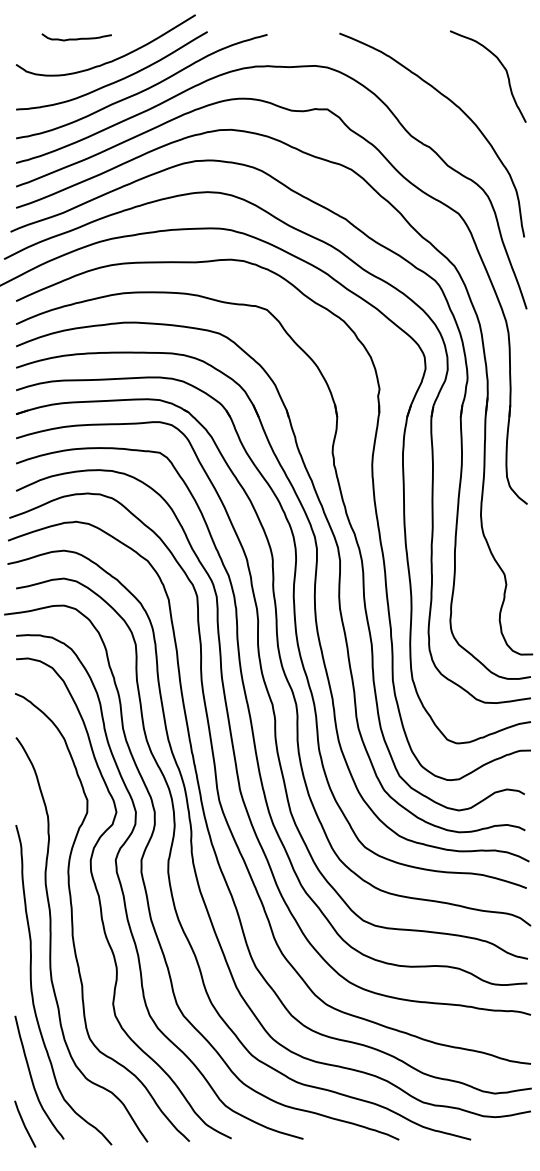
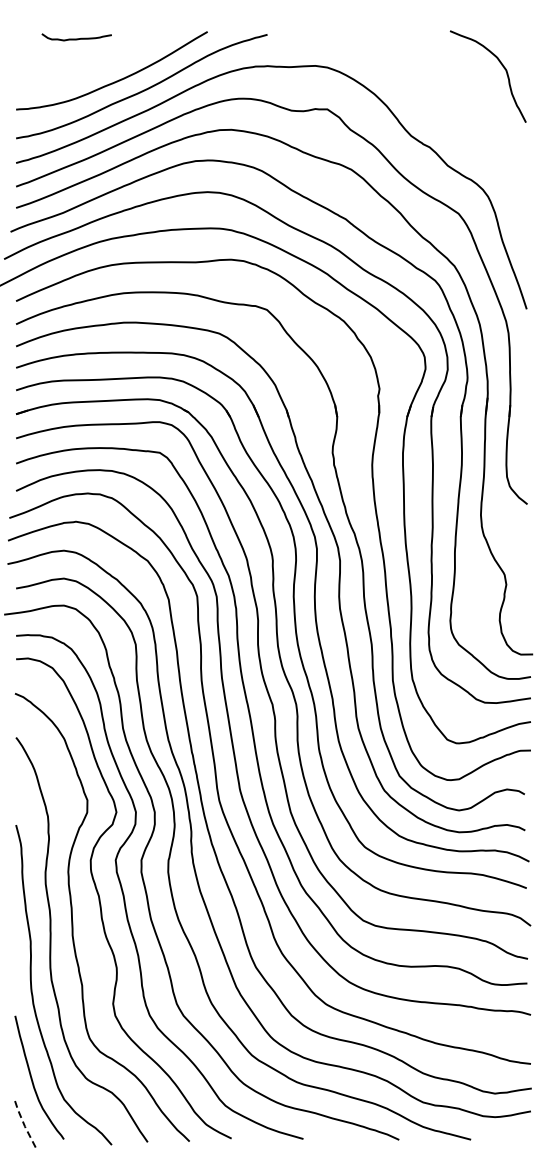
curve: present -> none (113, 59)
curve: present -> none (455, 106)
line: solid -> dashed (23, 1123)
